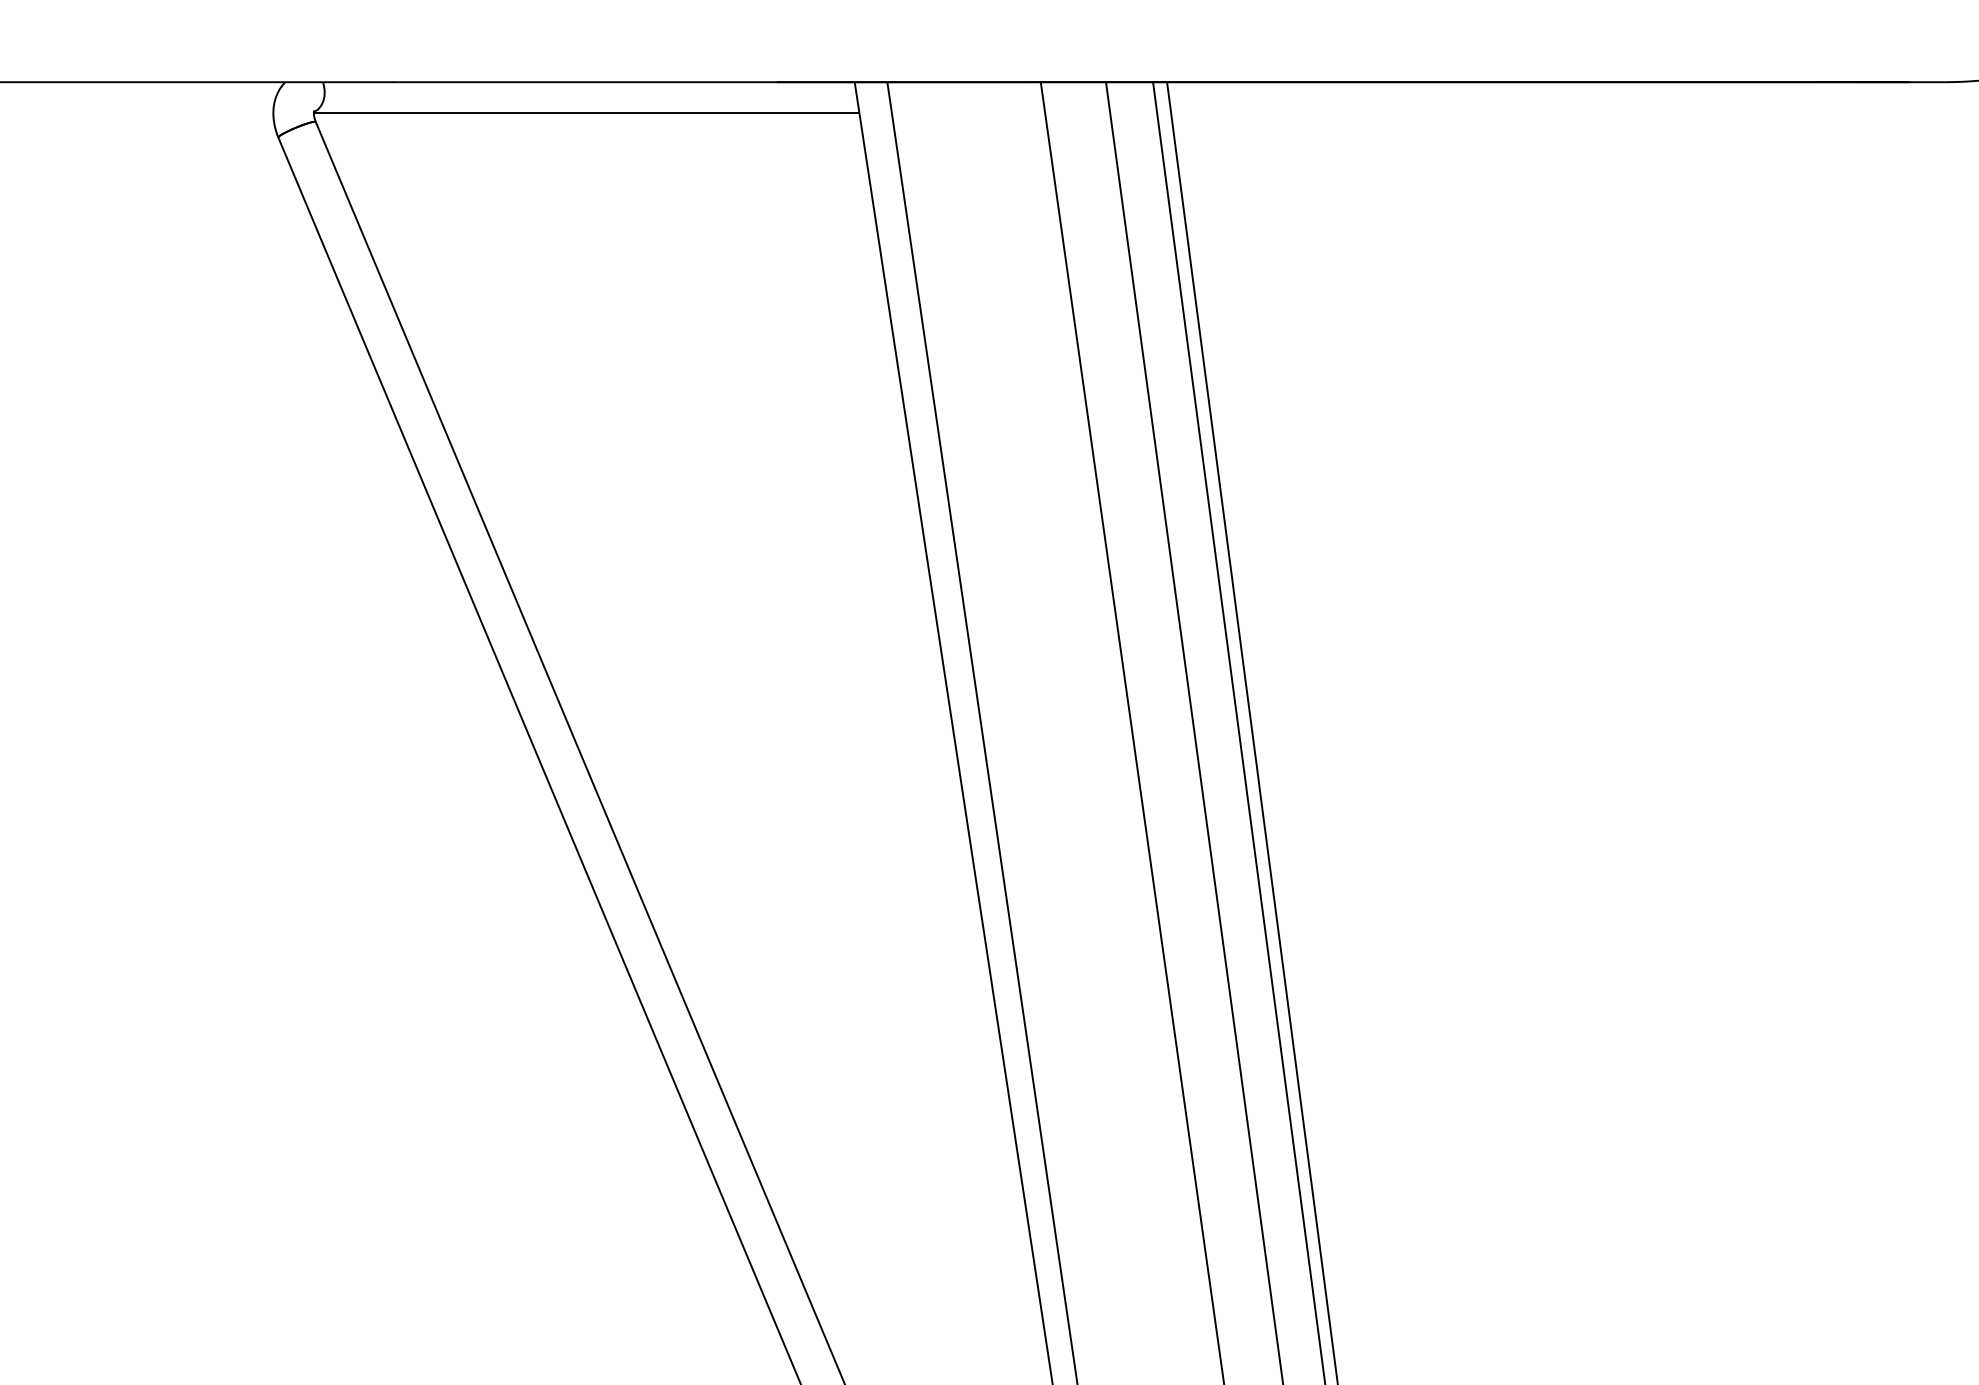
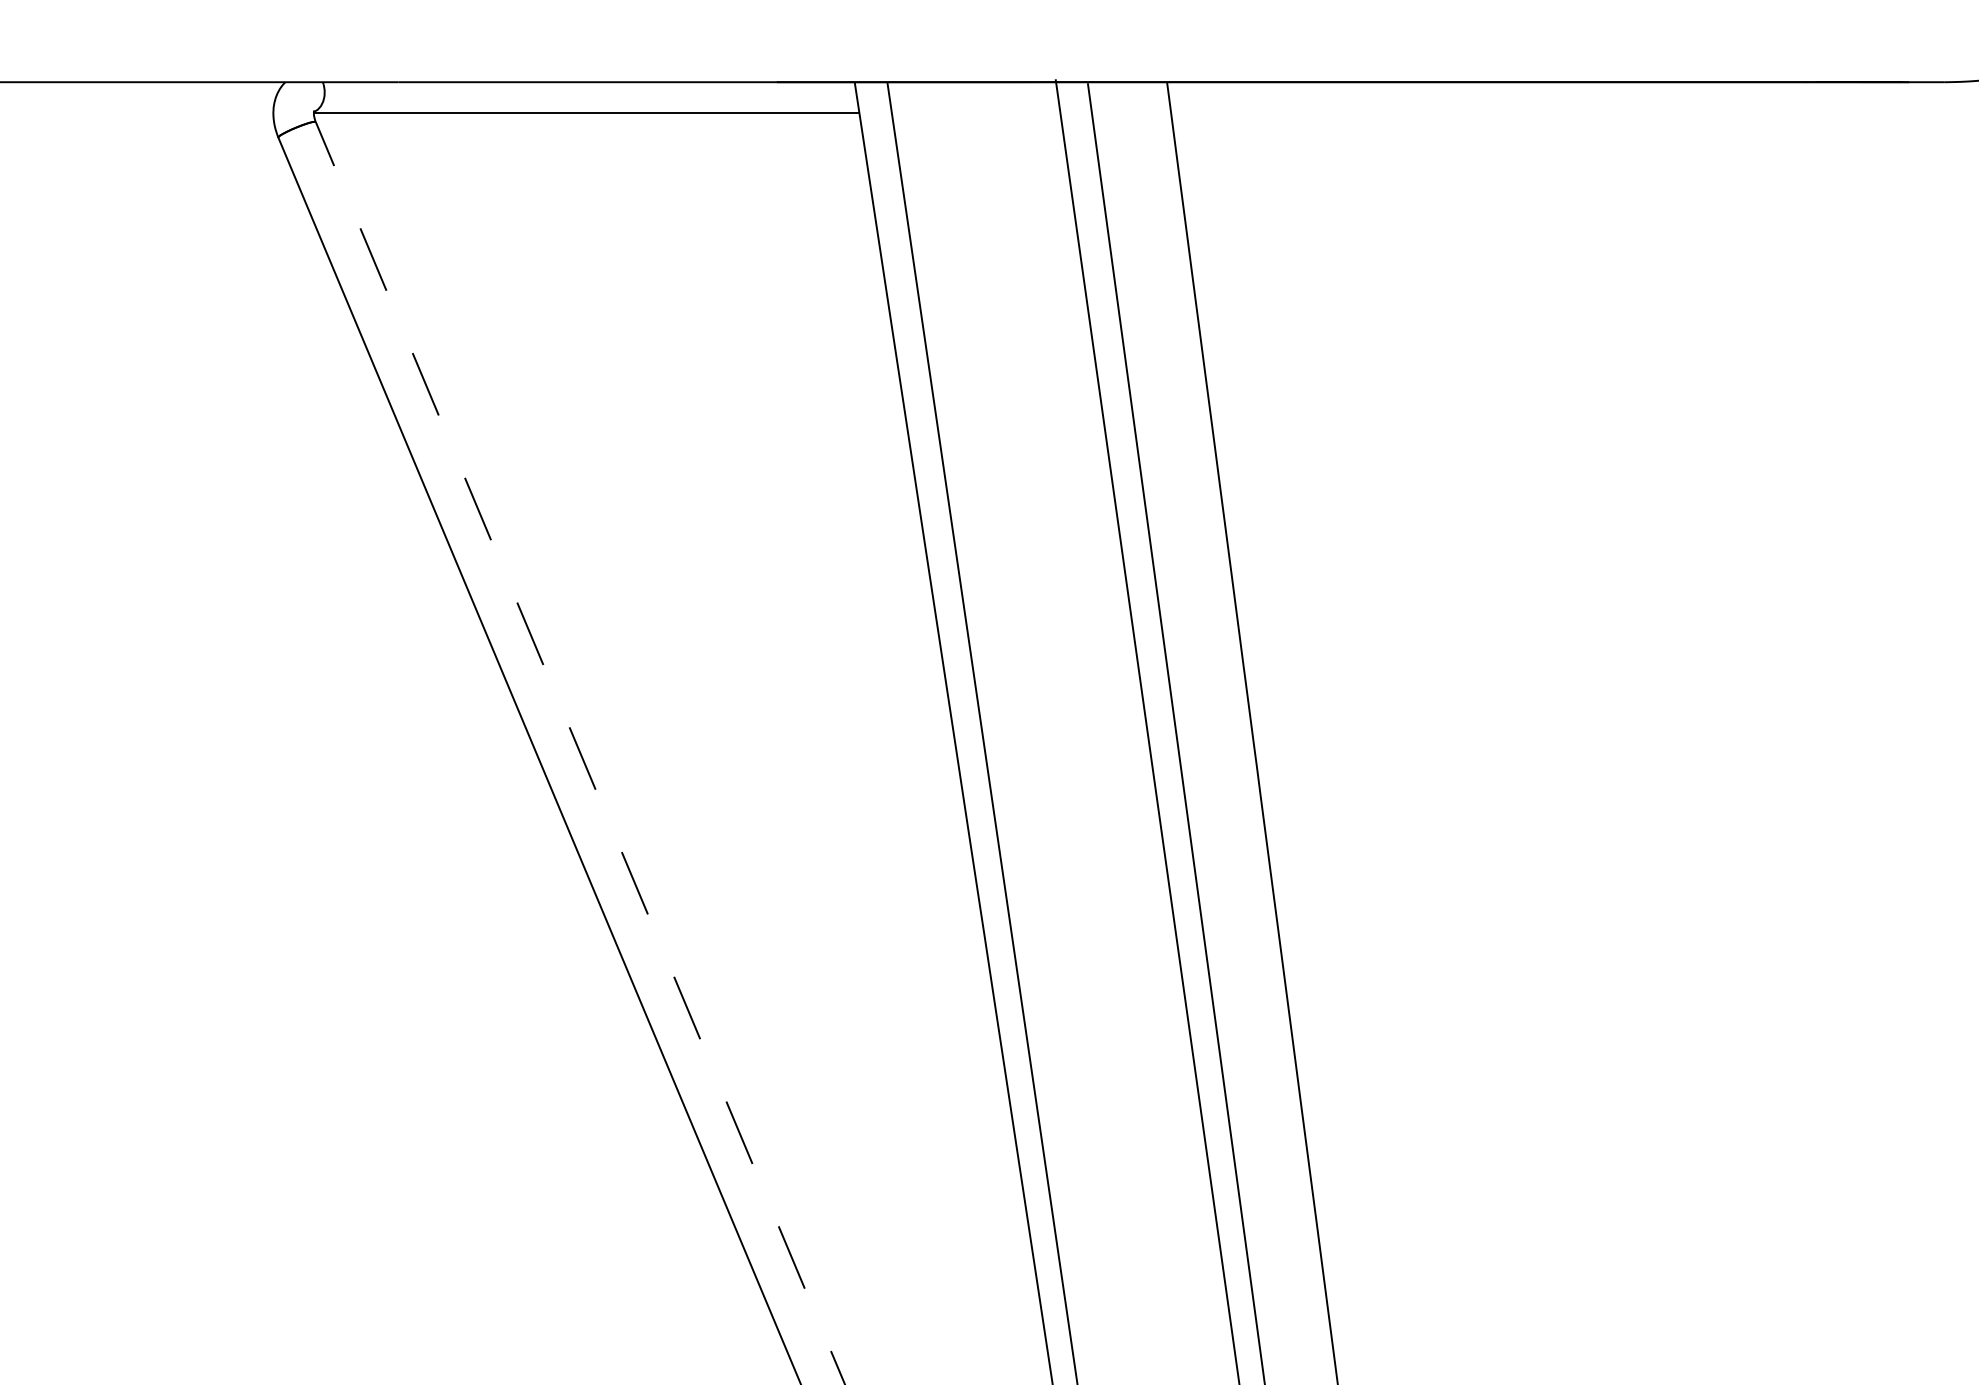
line position: (1131, 731) -> (1147, 730) (1147, 730)
line position: (1193, 731) -> (1175, 732) (1175, 732)
line: present -> none (1238, 731)
line: solid -> dashed (580, 752)
